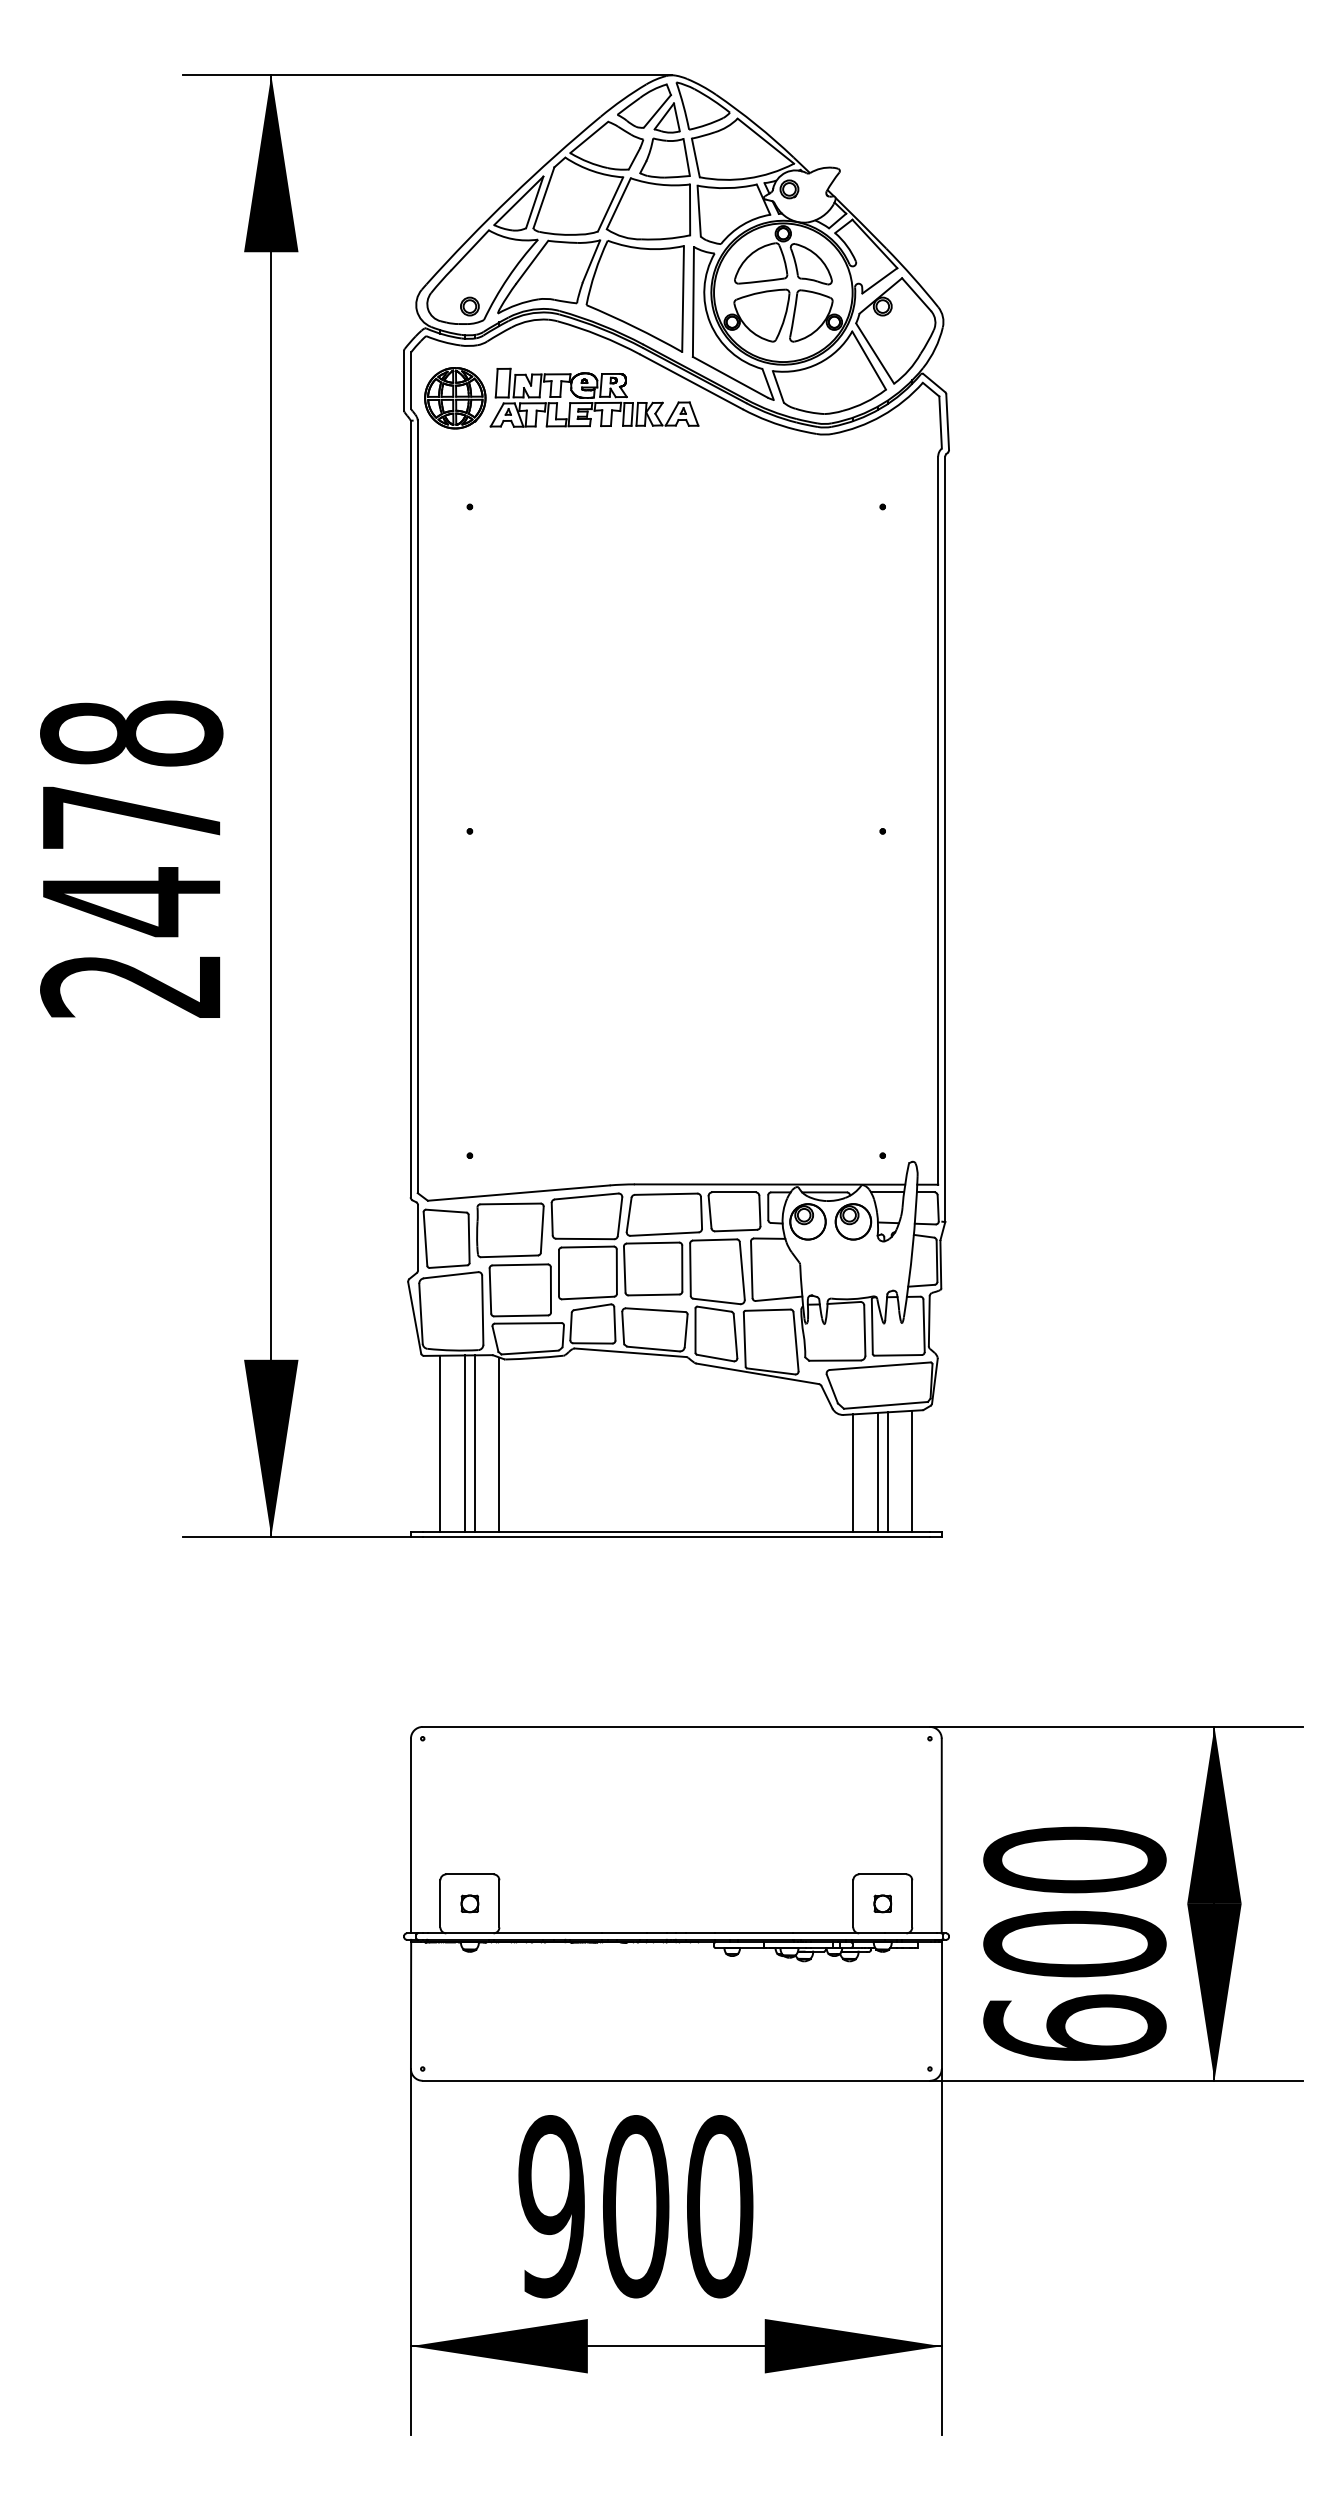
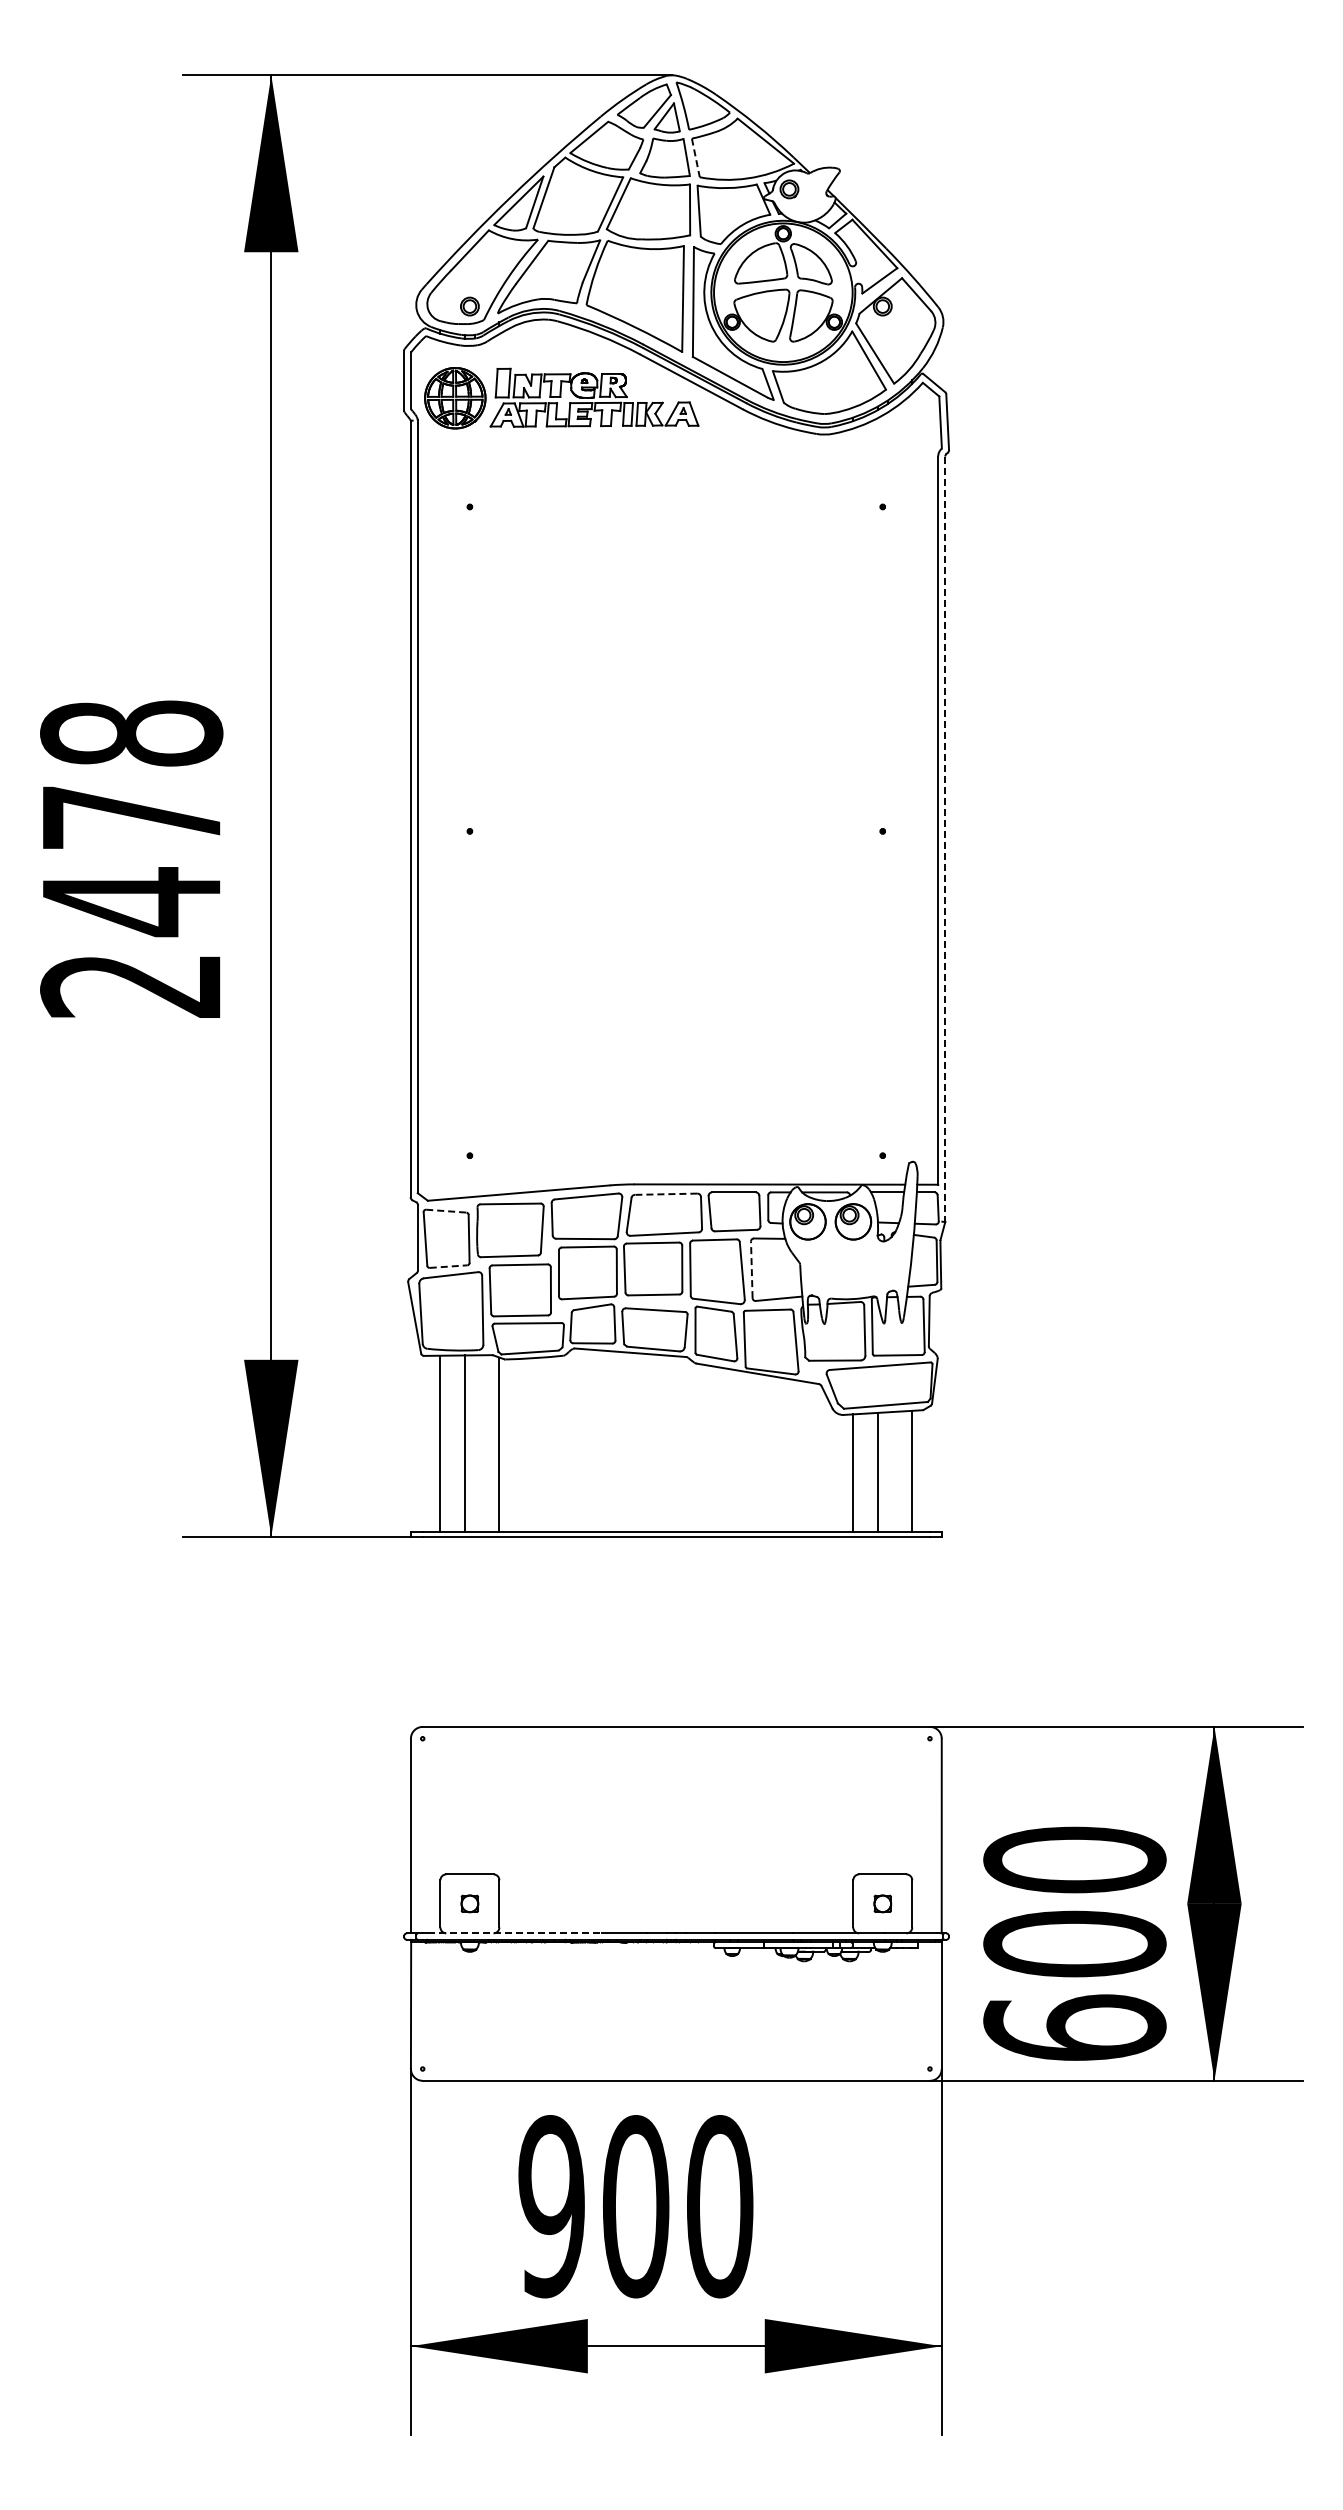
line: solid -> dashed (695, 157)
line: solid -> dashed (945, 839)
line: solid -> dashed (665, 1194)
line: solid -> dashed (446, 1211)
line: solid -> dashed (448, 1266)
line: solid -> dashed (751, 1269)
line: present -> none (474, 1443)
line: present -> none (887, 1472)
line: solid -> dashed (515, 1933)
